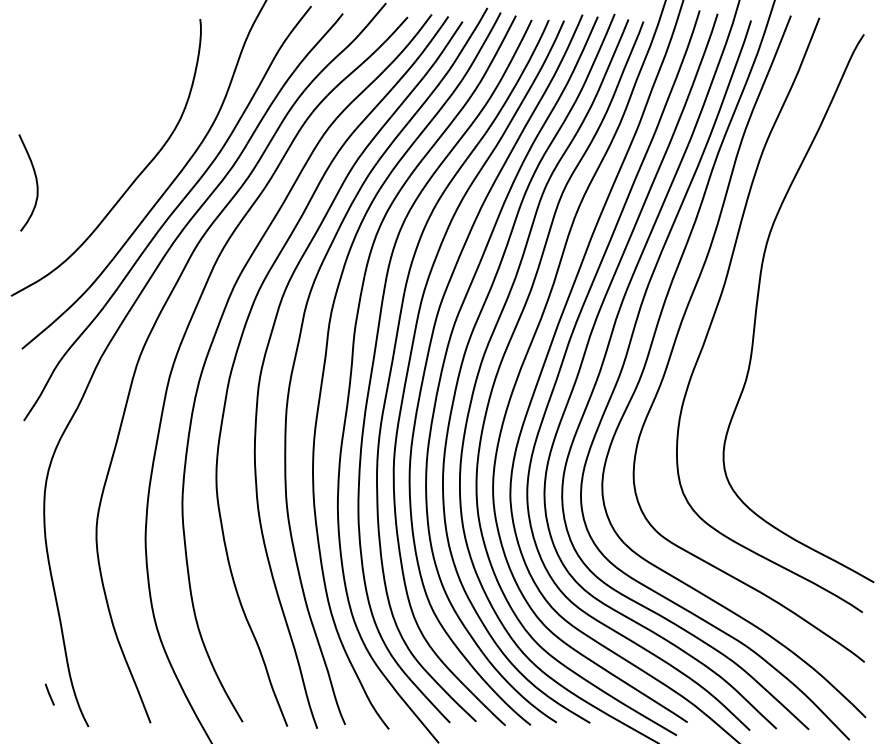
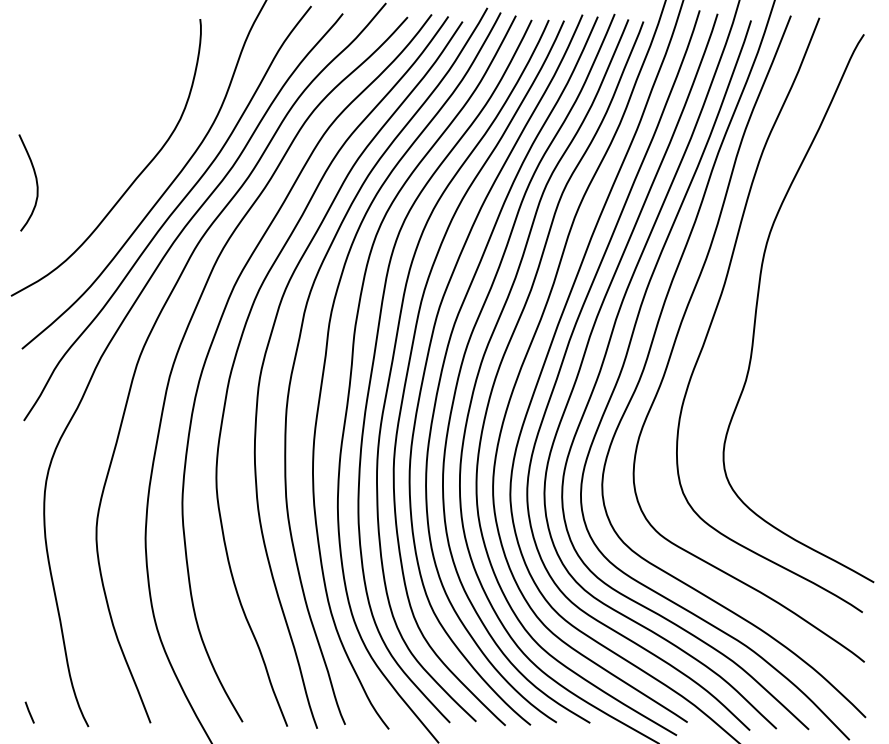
line position: (49, 694) -> (29, 712) (29, 712)
